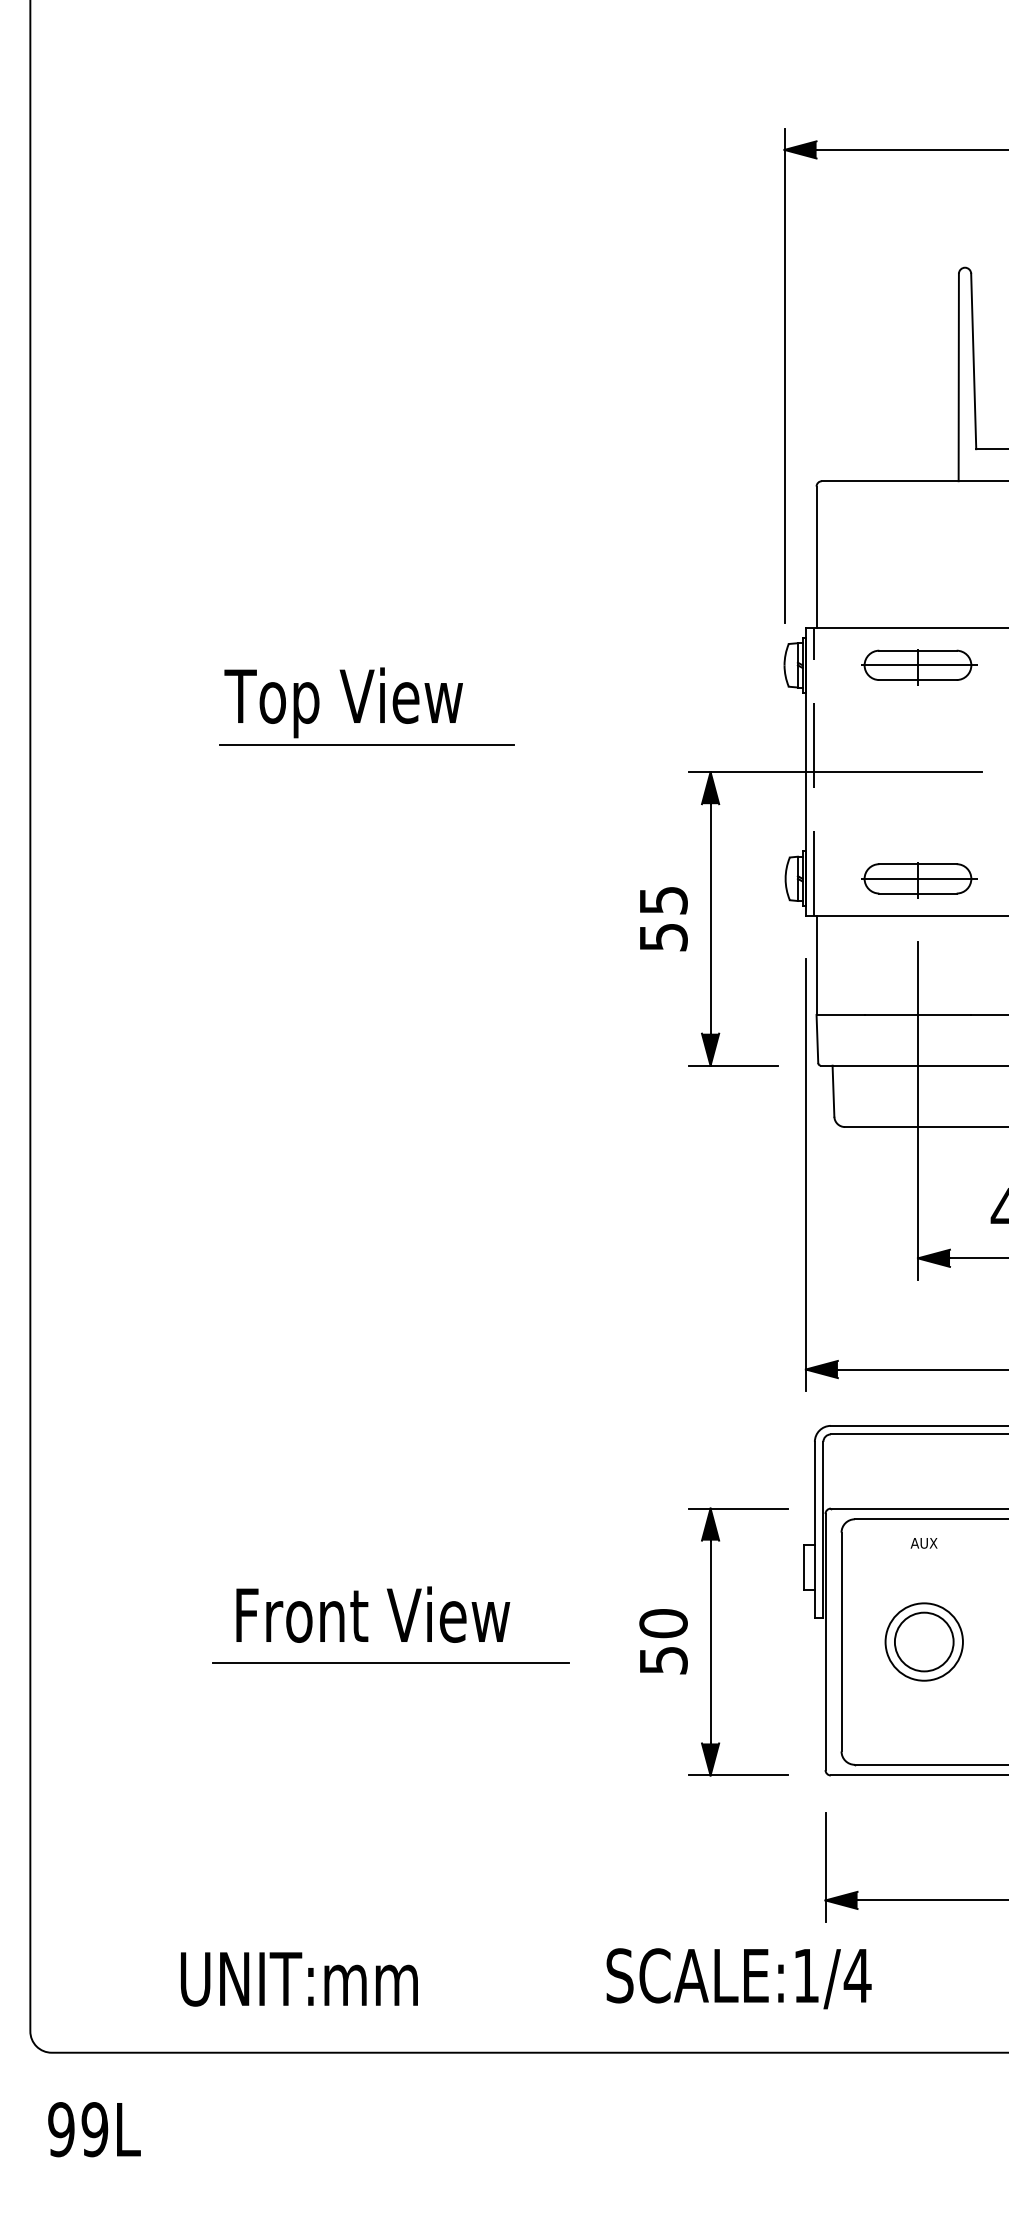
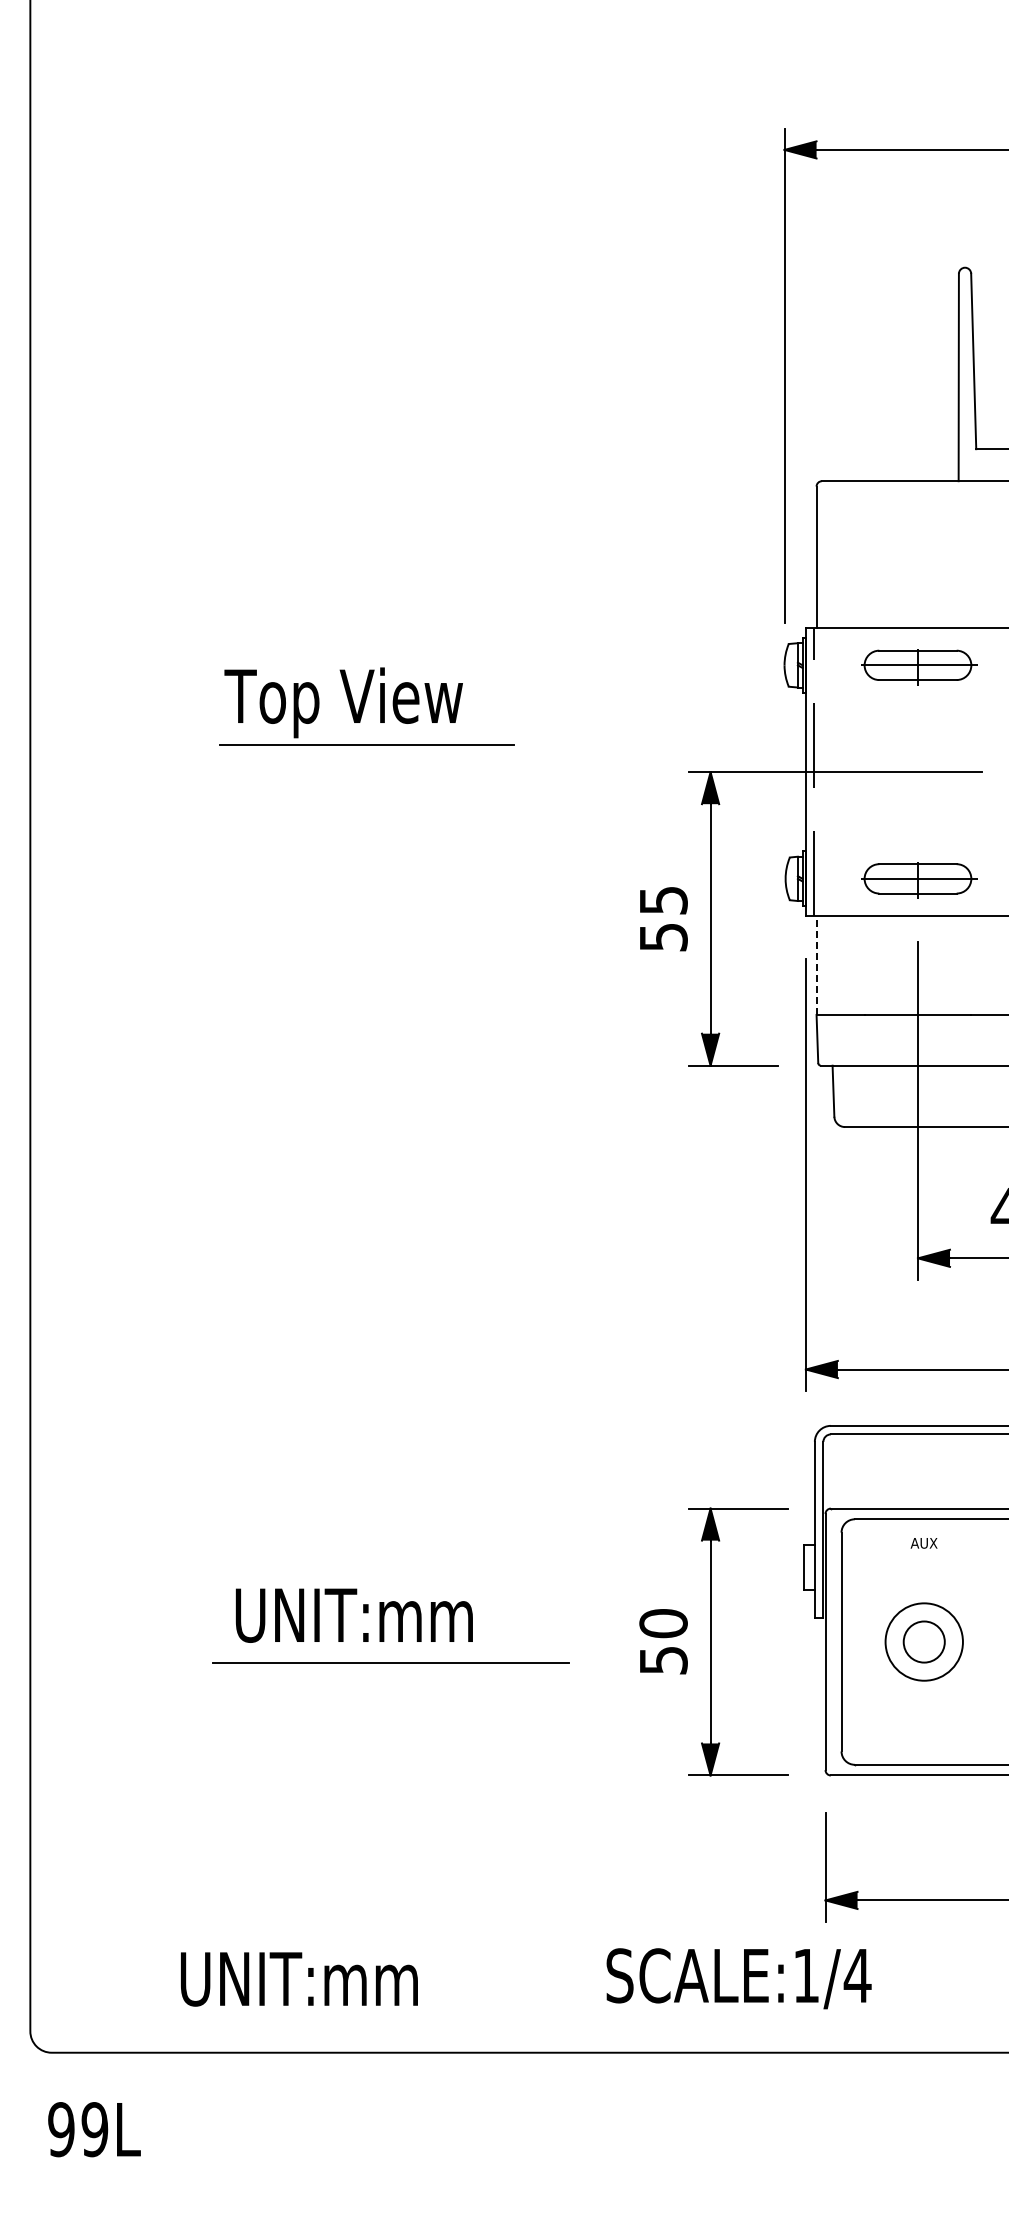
line: solid -> dashed (816, 965)
text: Front View -> UNIT:mm (372, 1614)
circle diameter: 59 px -> 41 px (923, 1641)
